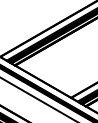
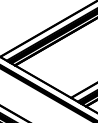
line: present -> none (37, 98)
